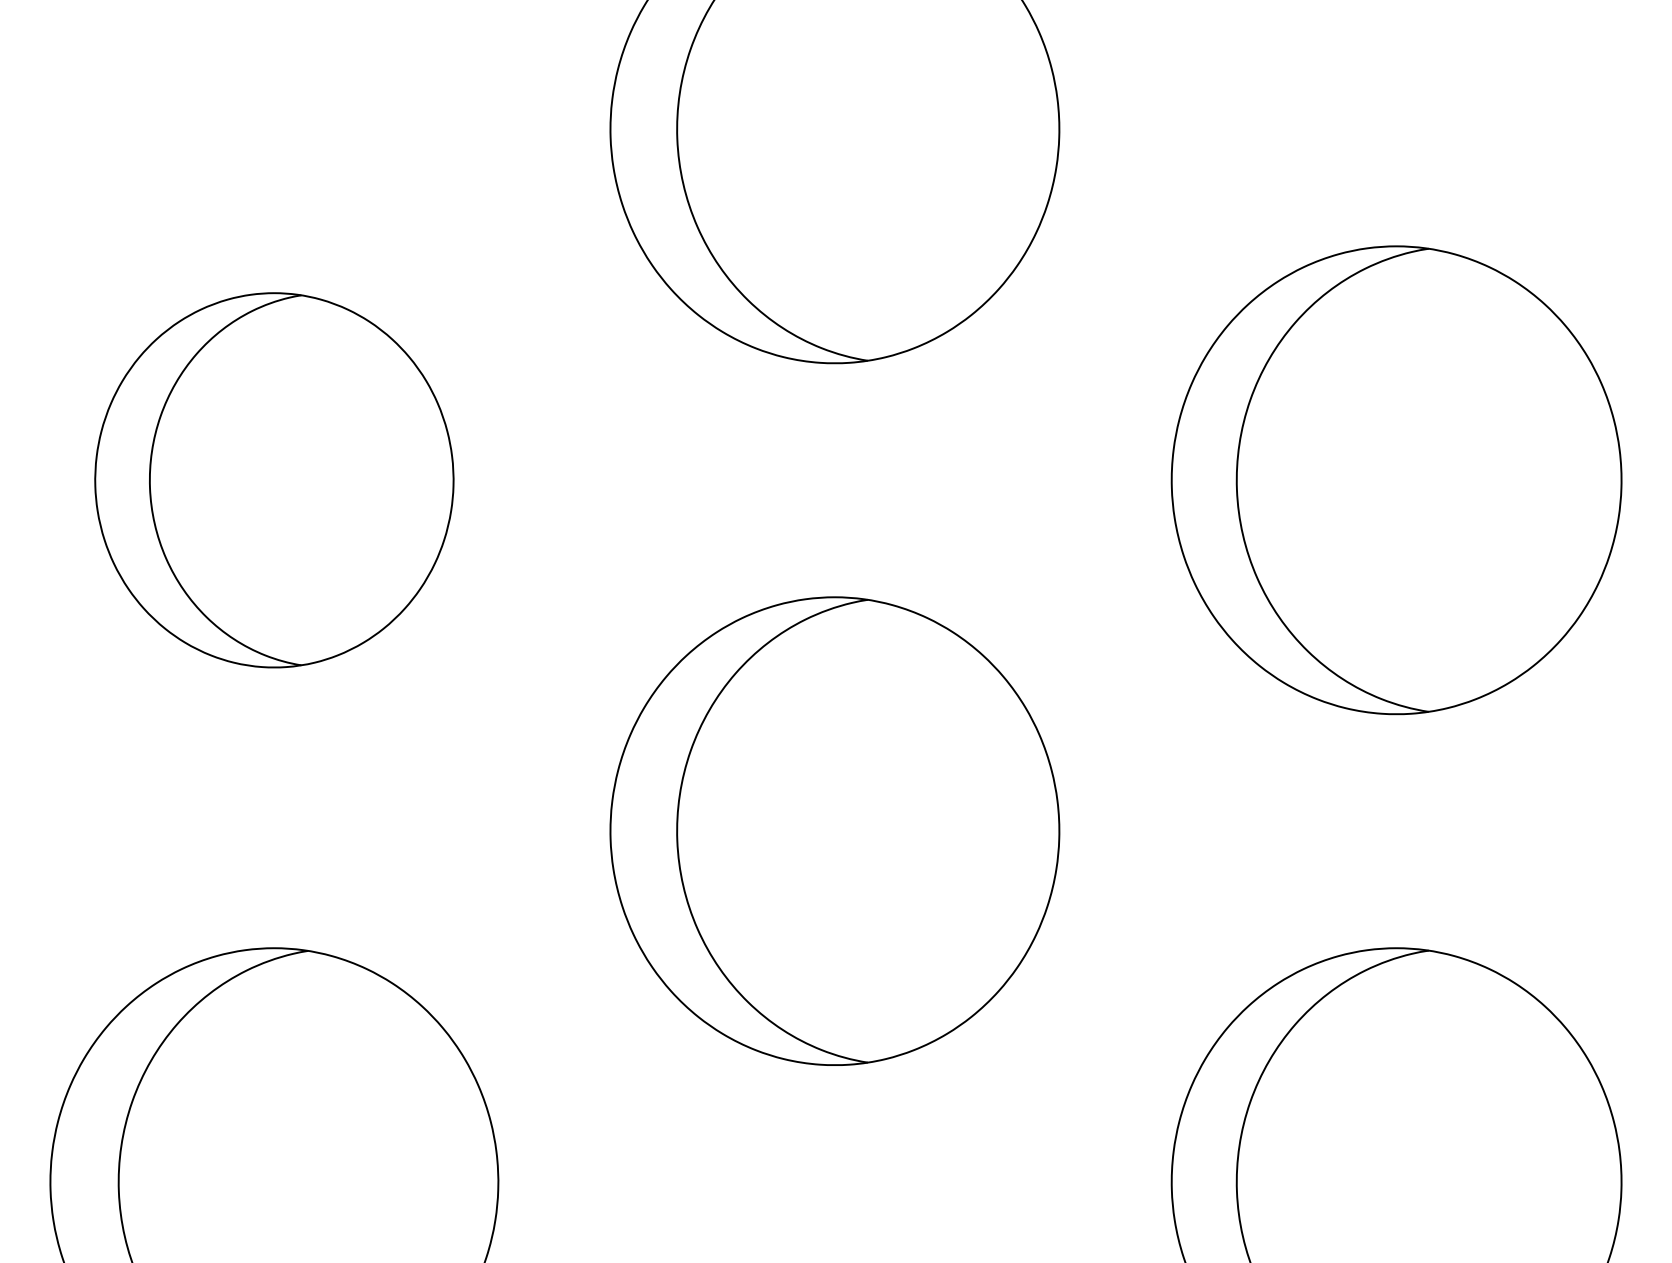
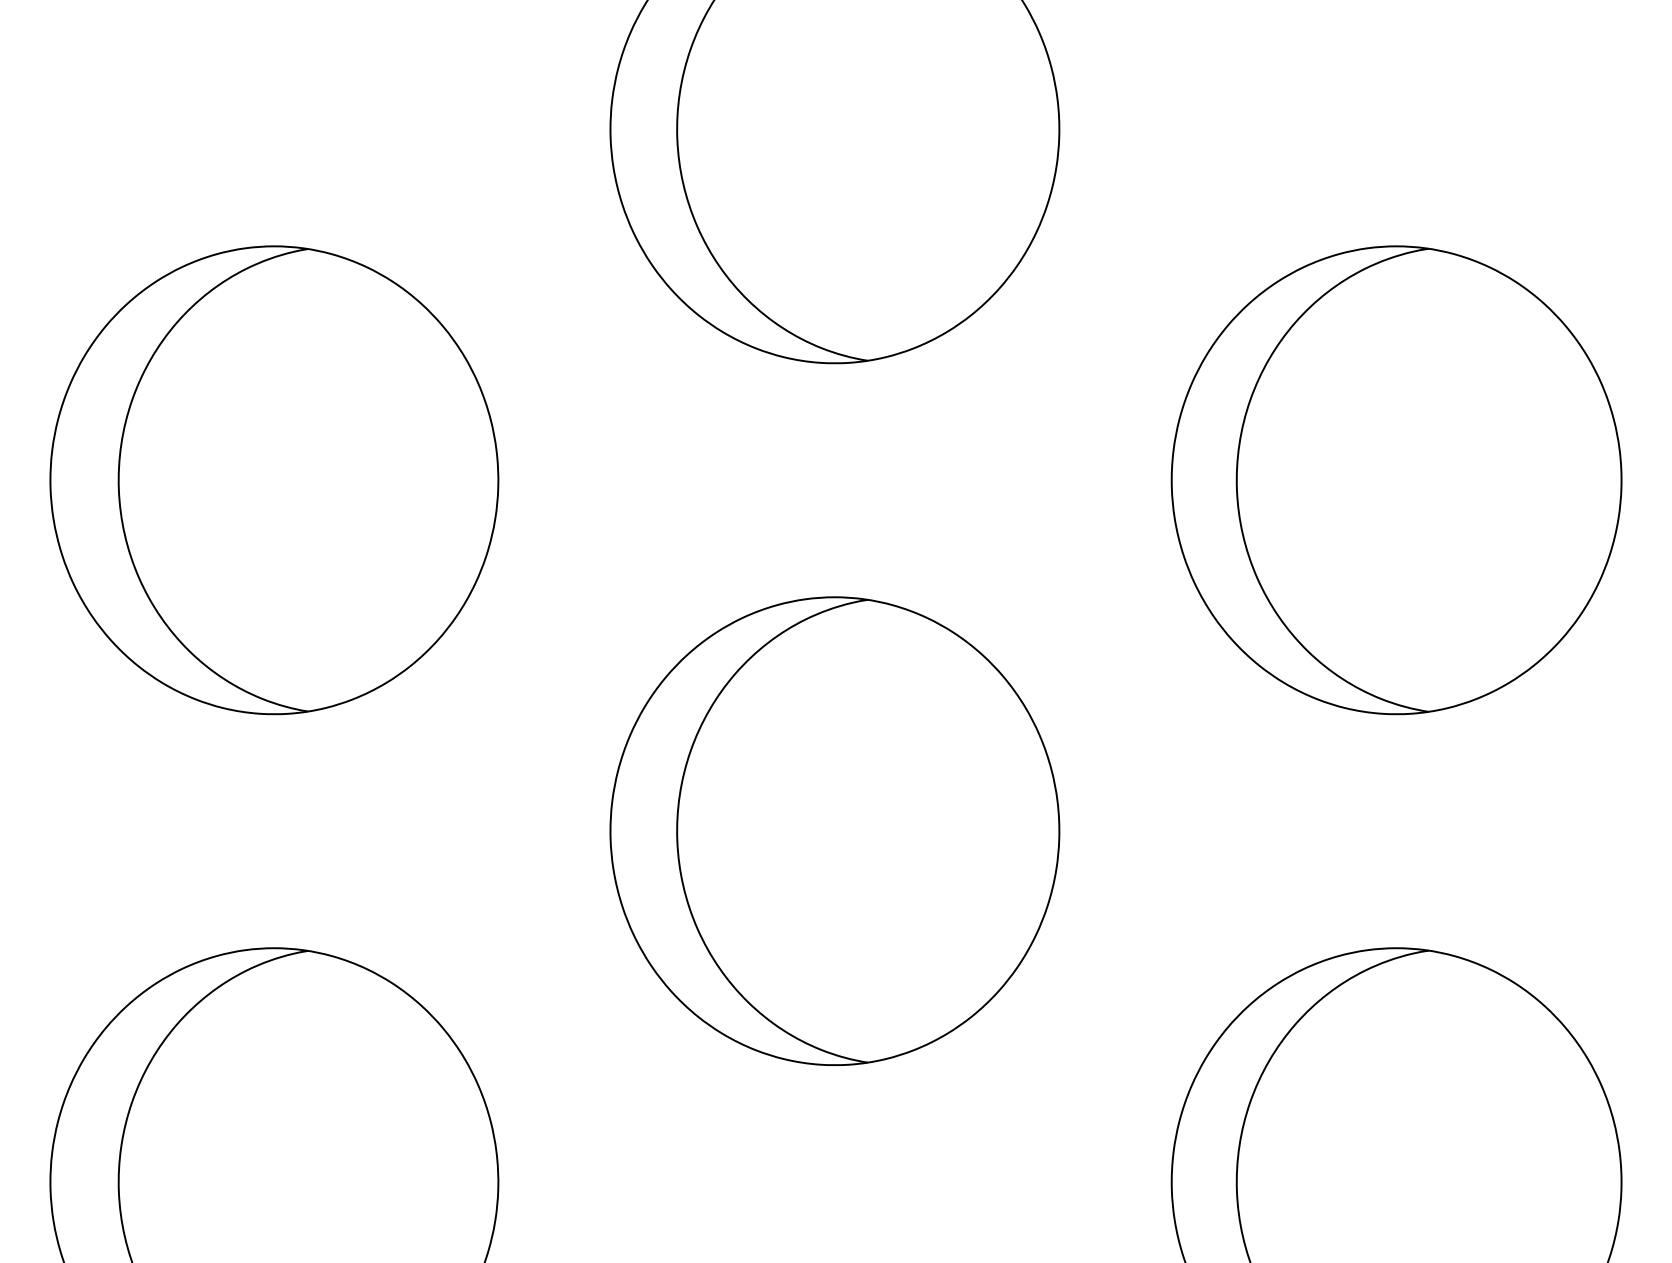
part size: 361x377 px -> 451x471 px (274, 480)
